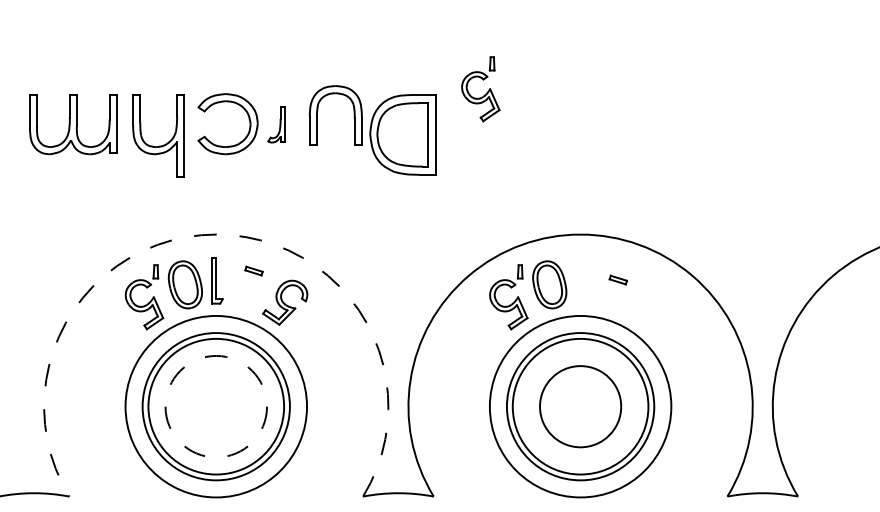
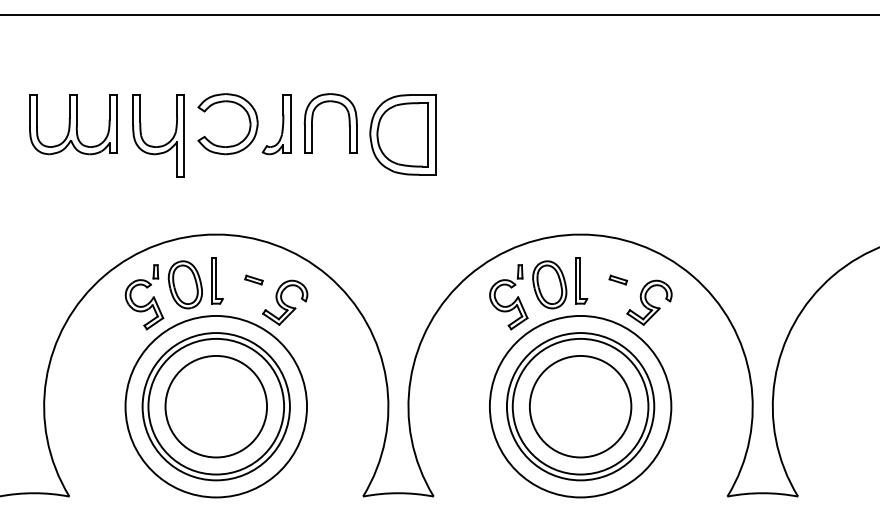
line: none -> present (439, 15)
part: present -> none (485, 93)
part position: (318, 110) -> (313, 118) (313, 118)
part size: 19x38 px -> 31x62 px (276, 124)
arc: dashed -> solid (216, 234)
part position: (253, 270) -> (253, 279) (253, 279)
part: none -> present (581, 280)
part: none -> present (649, 302)
circle: dashed -> solid (216, 406)
circle diameter: 81 px -> 102 px (580, 406)
